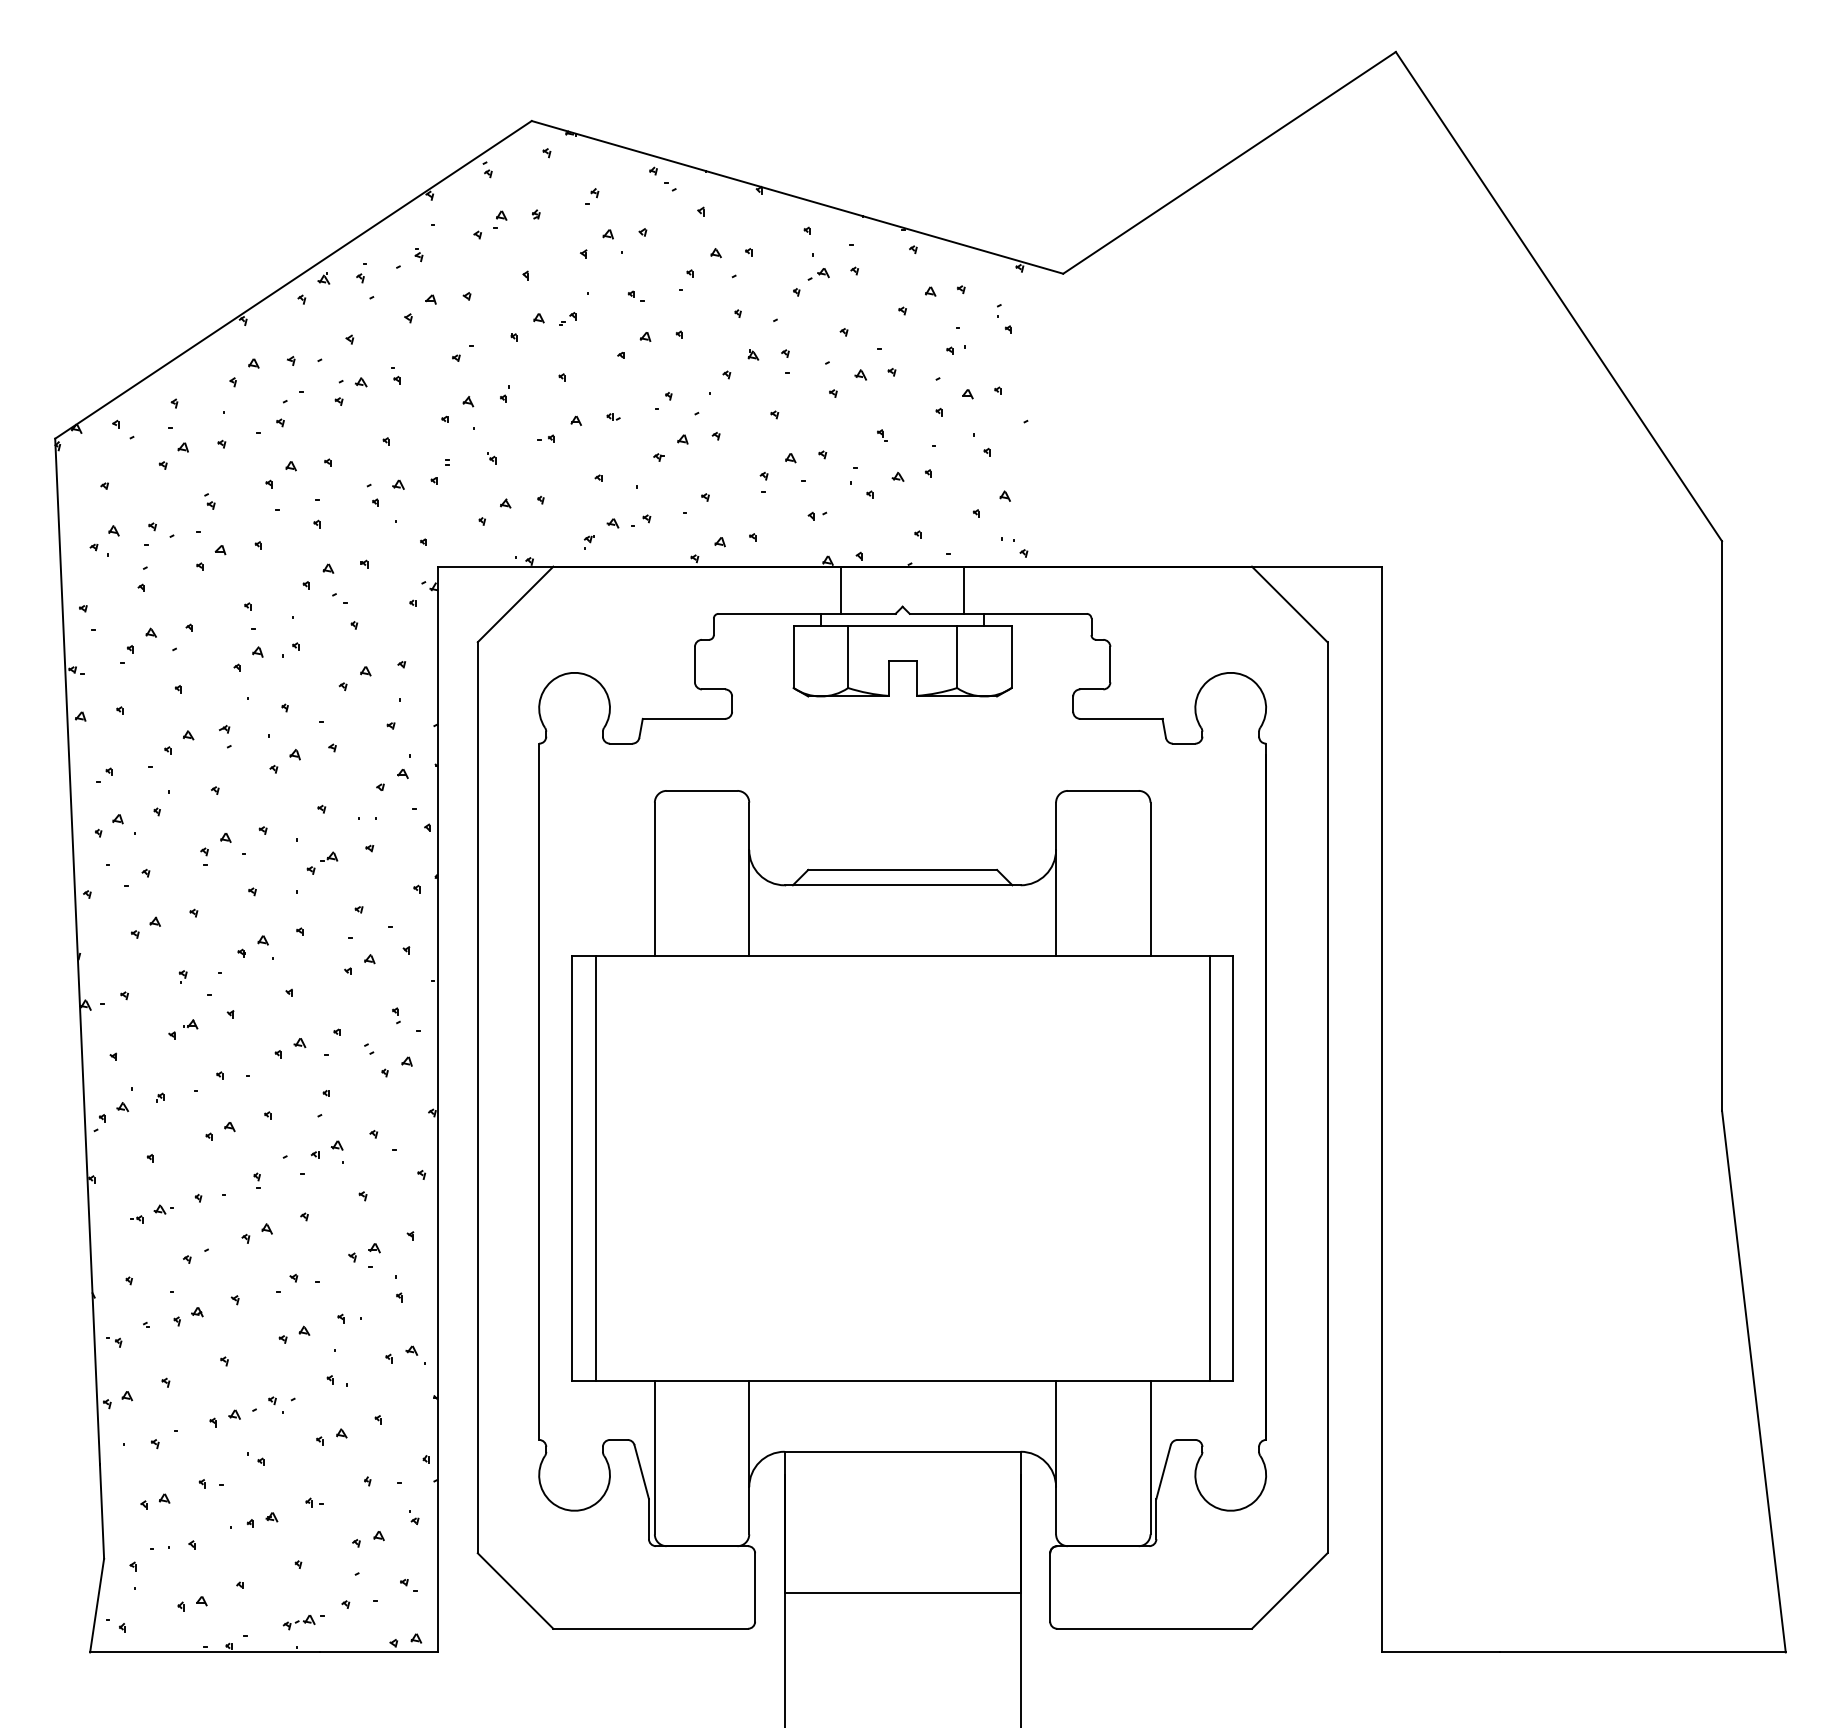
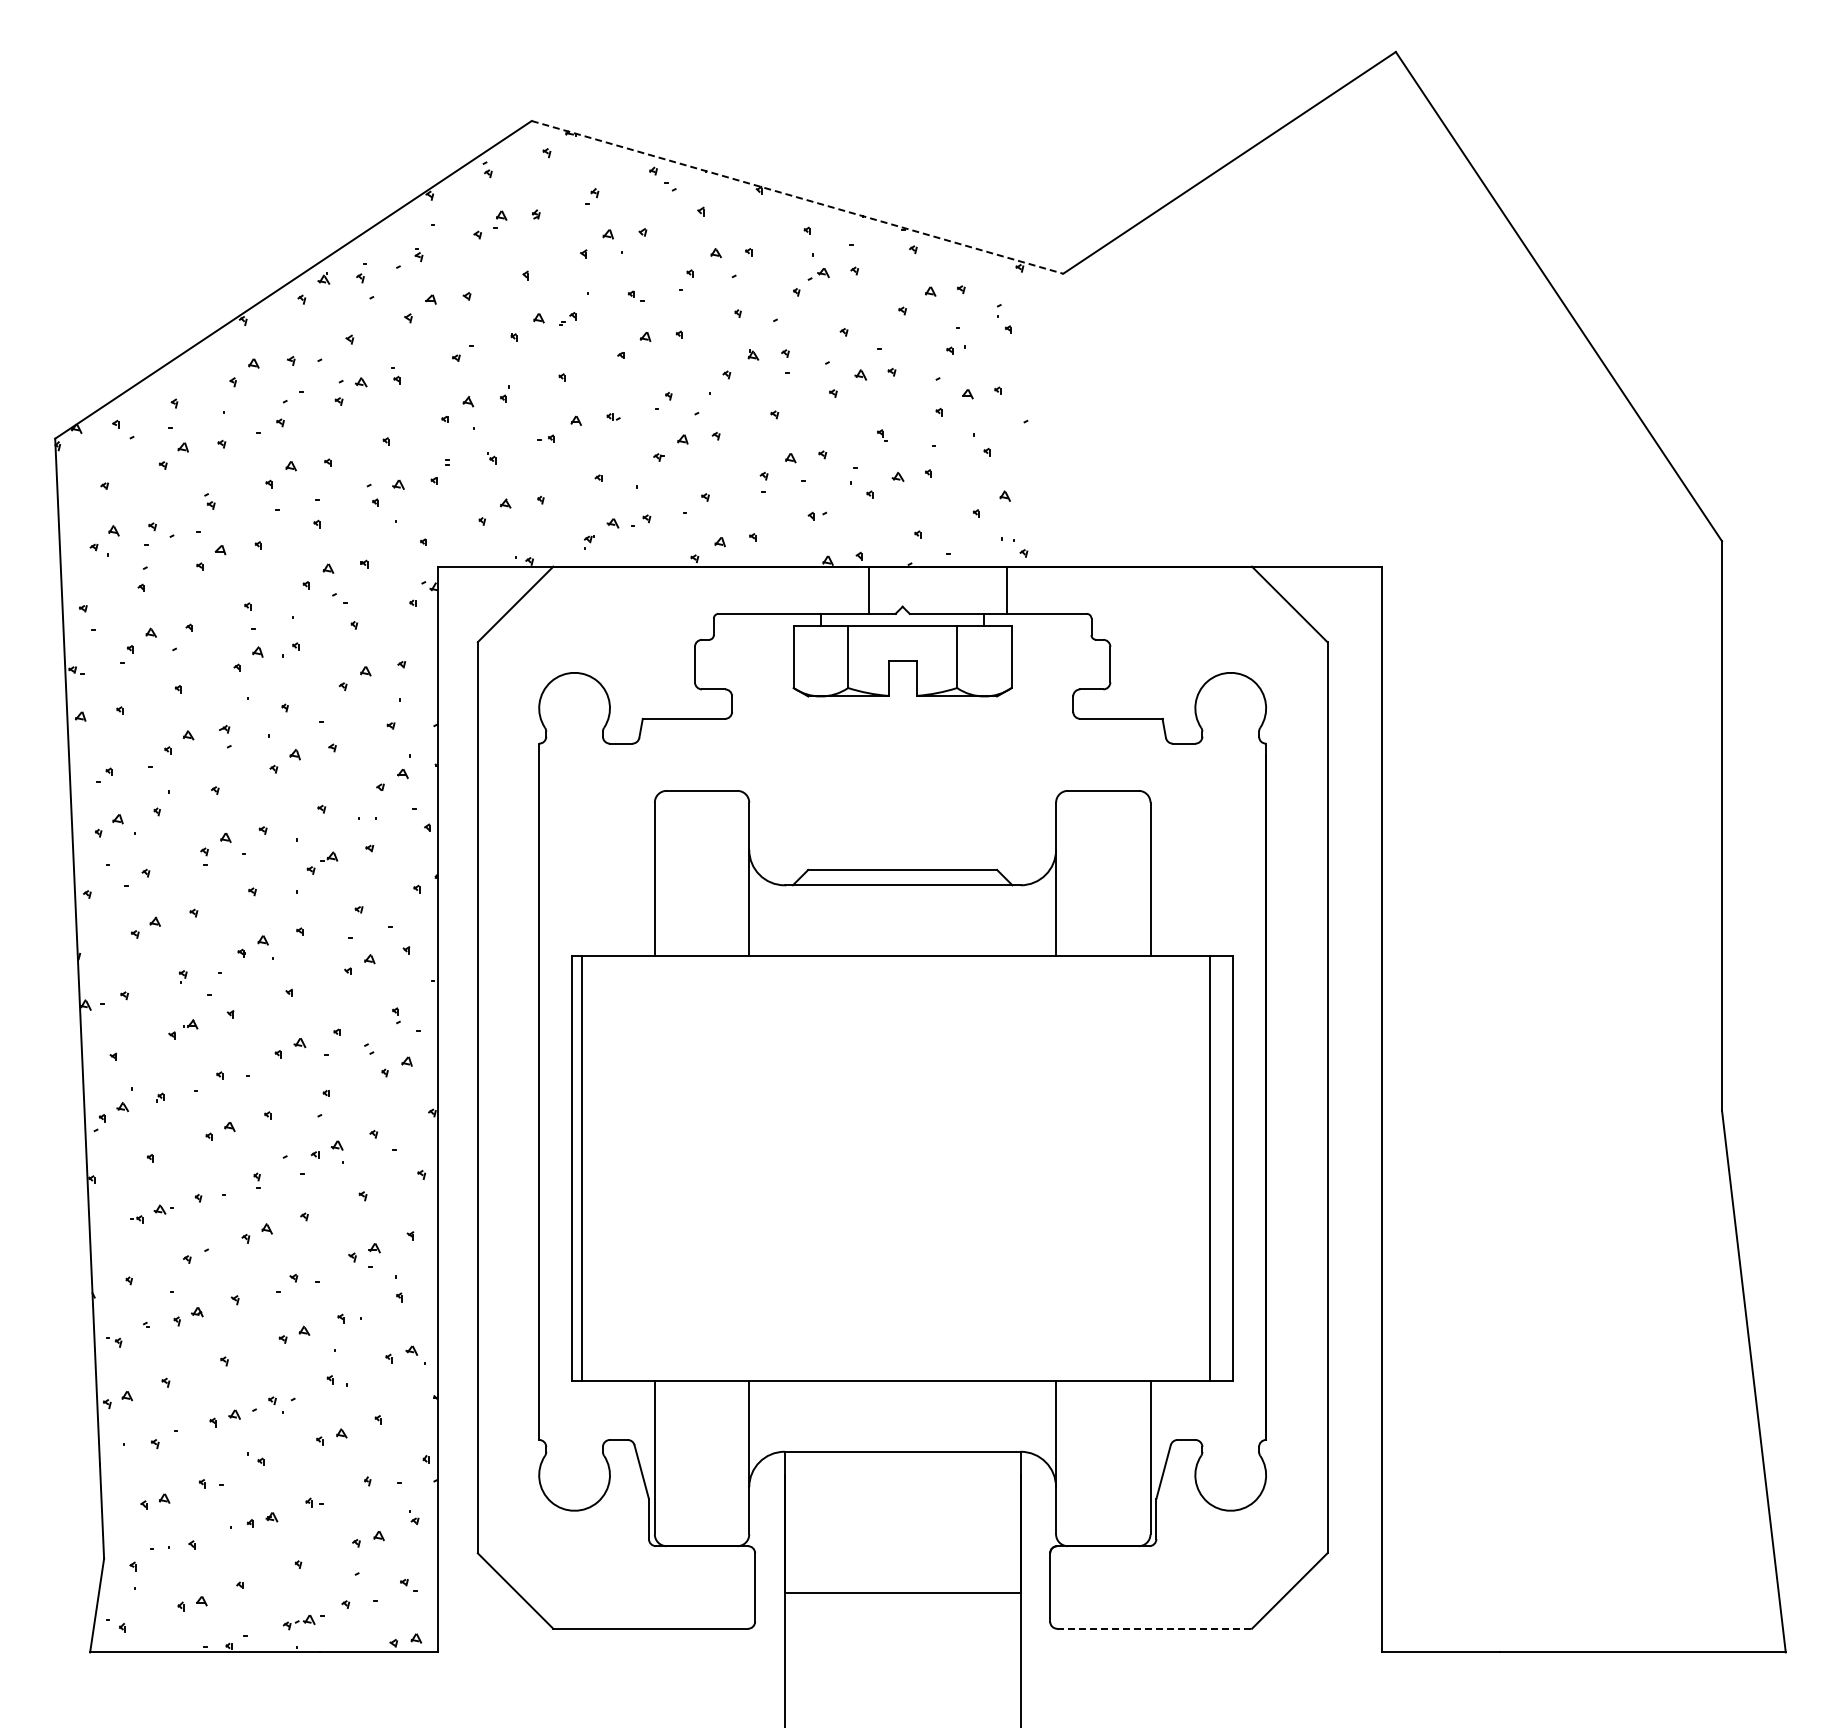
line: solid -> dashed (797, 197)
line position: (841, 589) -> (869, 589) (869, 589)
line position: (964, 589) -> (1007, 589) (1007, 589)
line position: (595, 1168) -> (581, 1168) (581, 1168)
line: solid -> dashed (1155, 1628)
